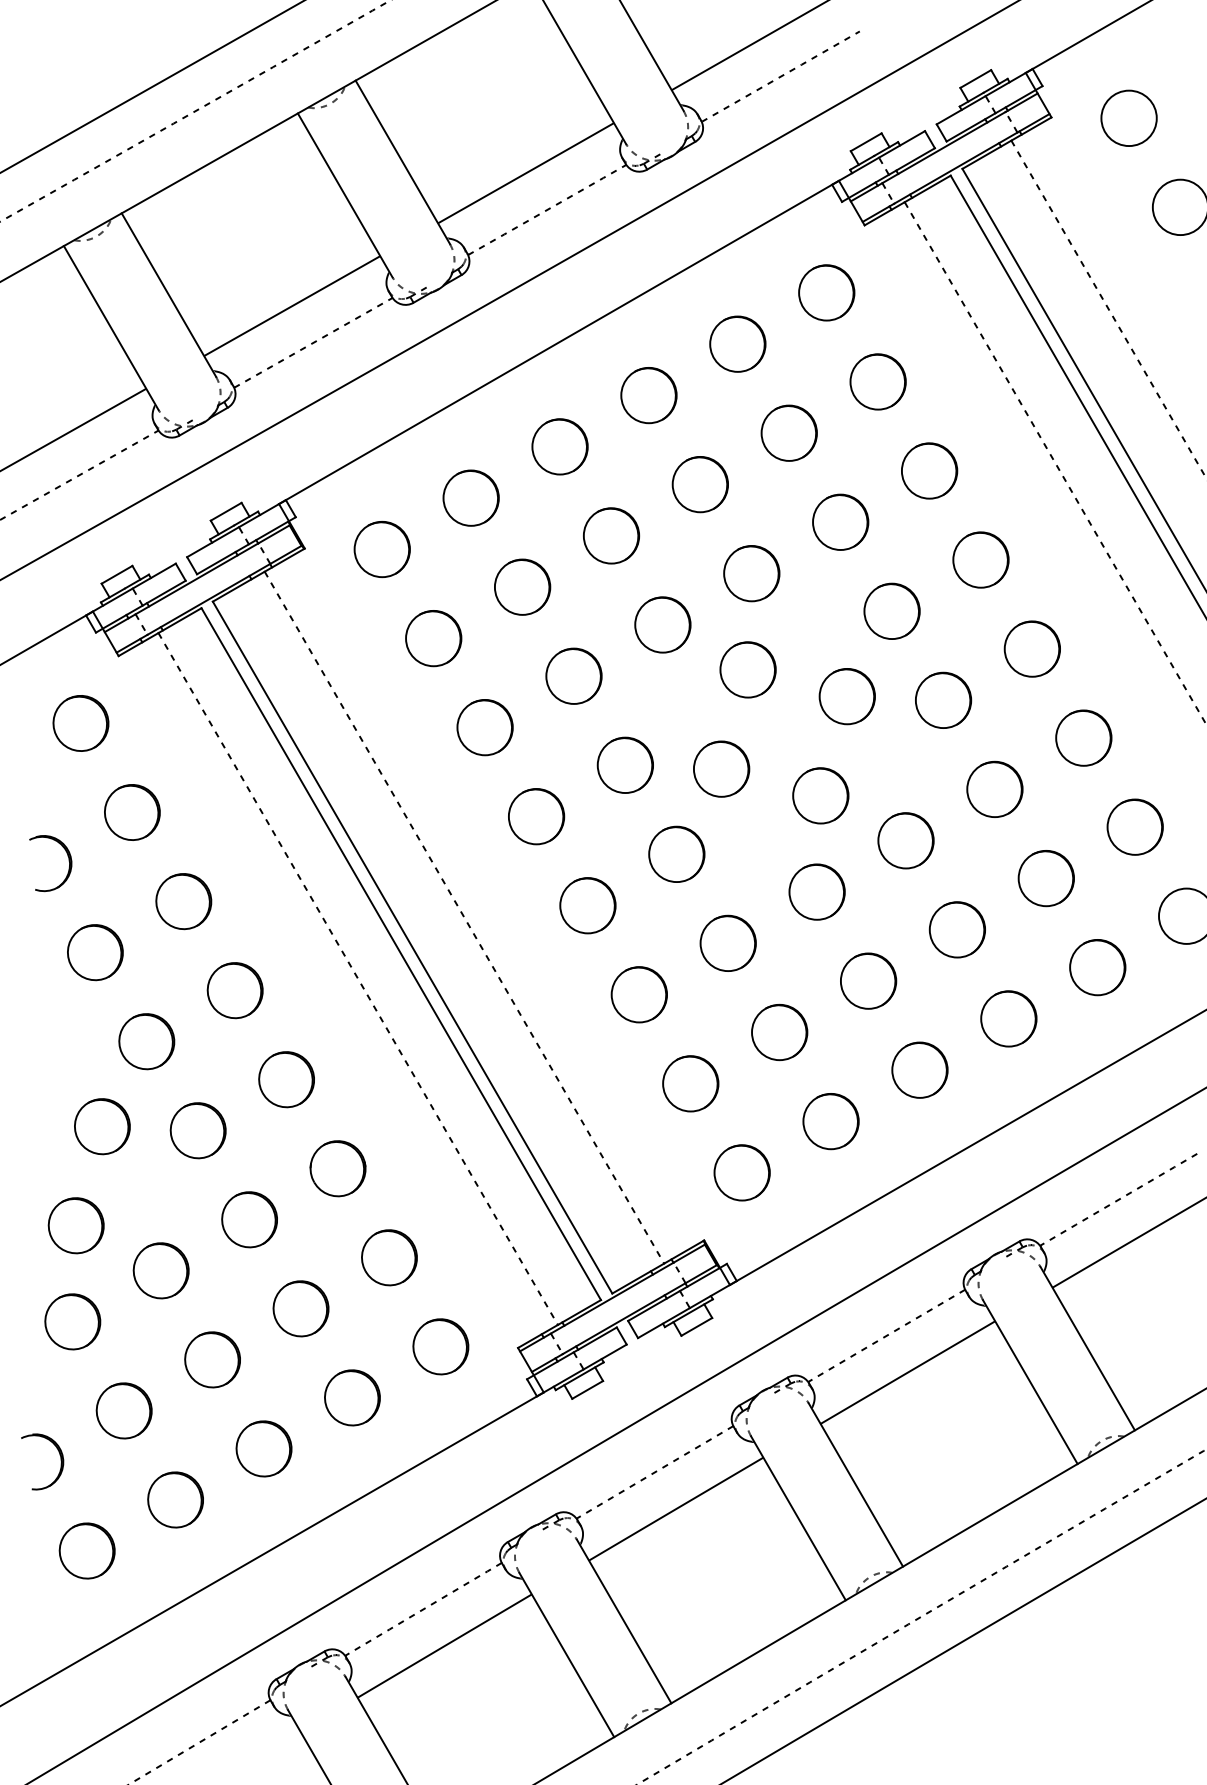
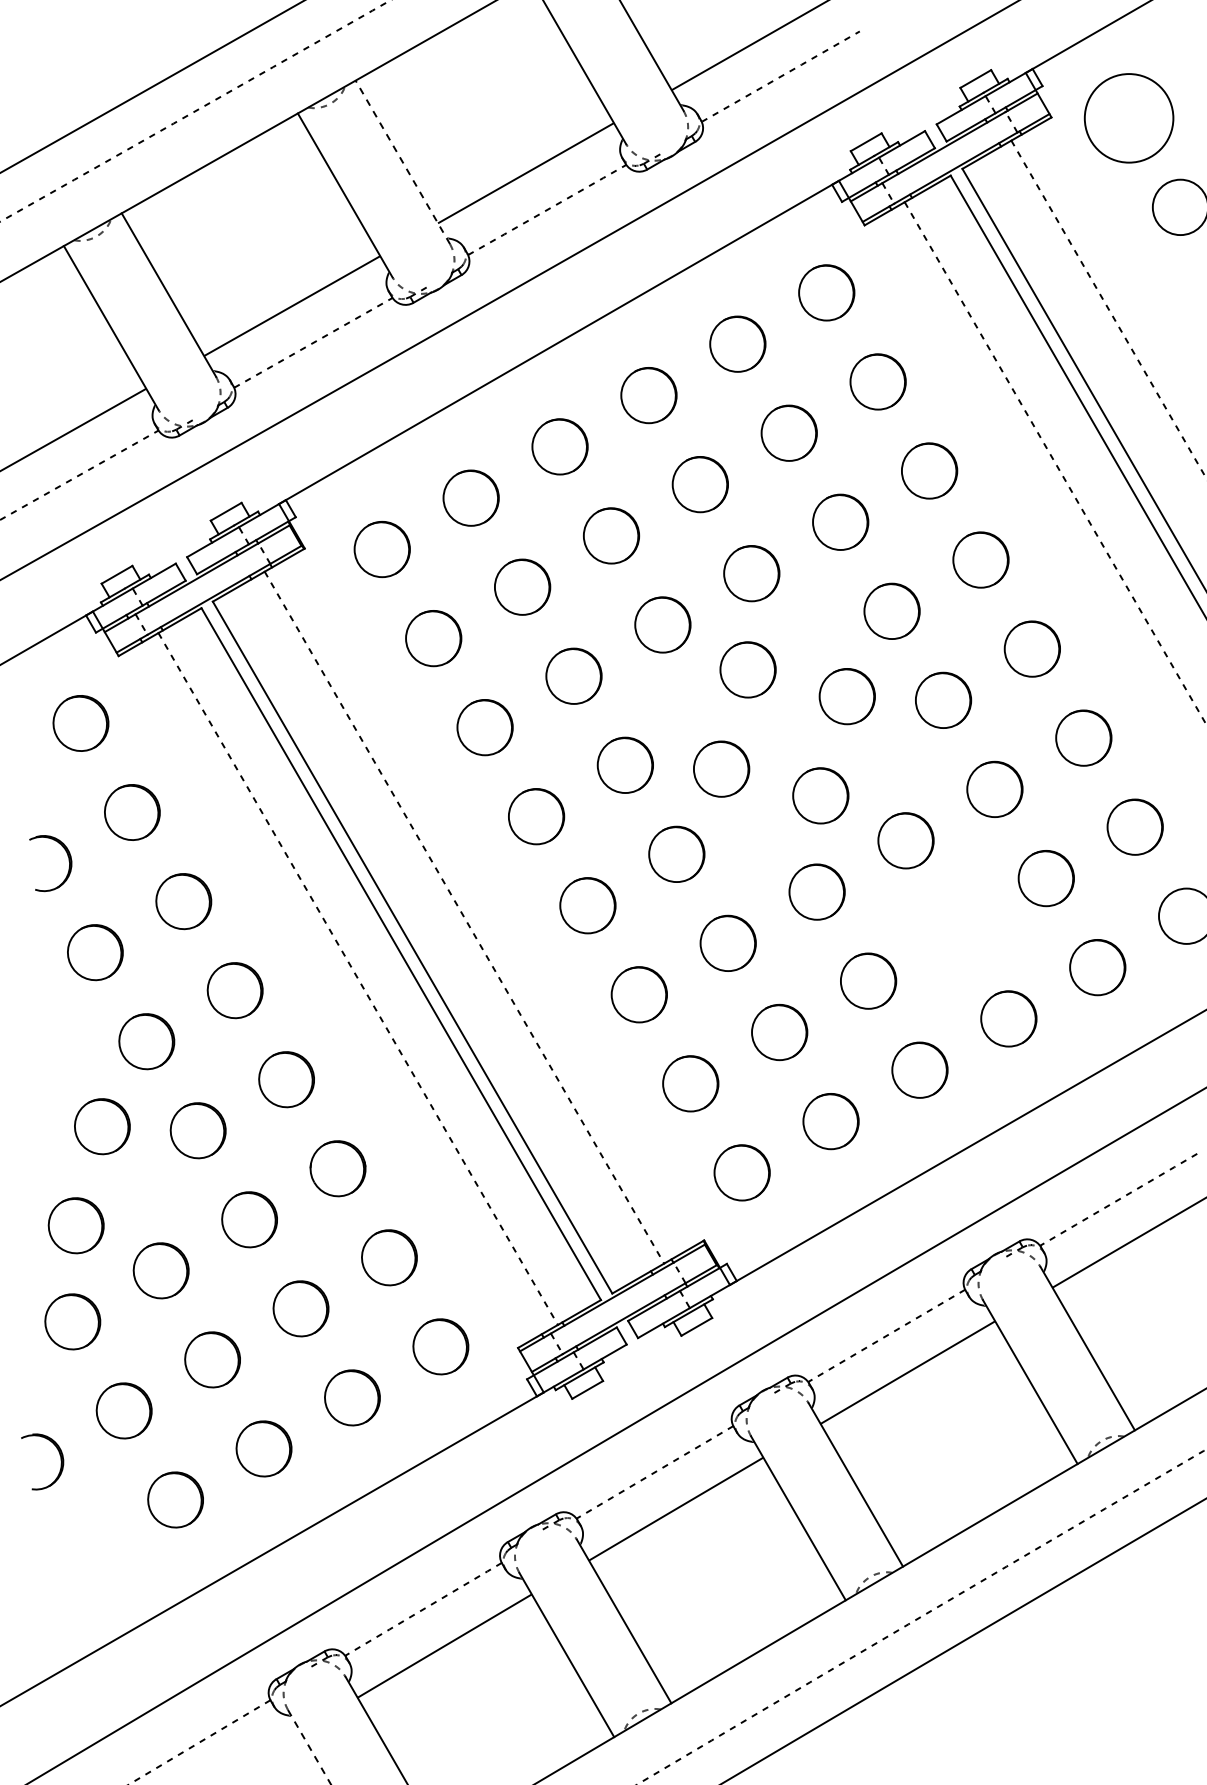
circle diameter: 55 px -> 89 px (1128, 118)
line: solid -> dashed (402, 161)
circle: present -> none (956, 929)
part: present -> none (86, 1550)
line: solid -> dashed (309, 1747)
